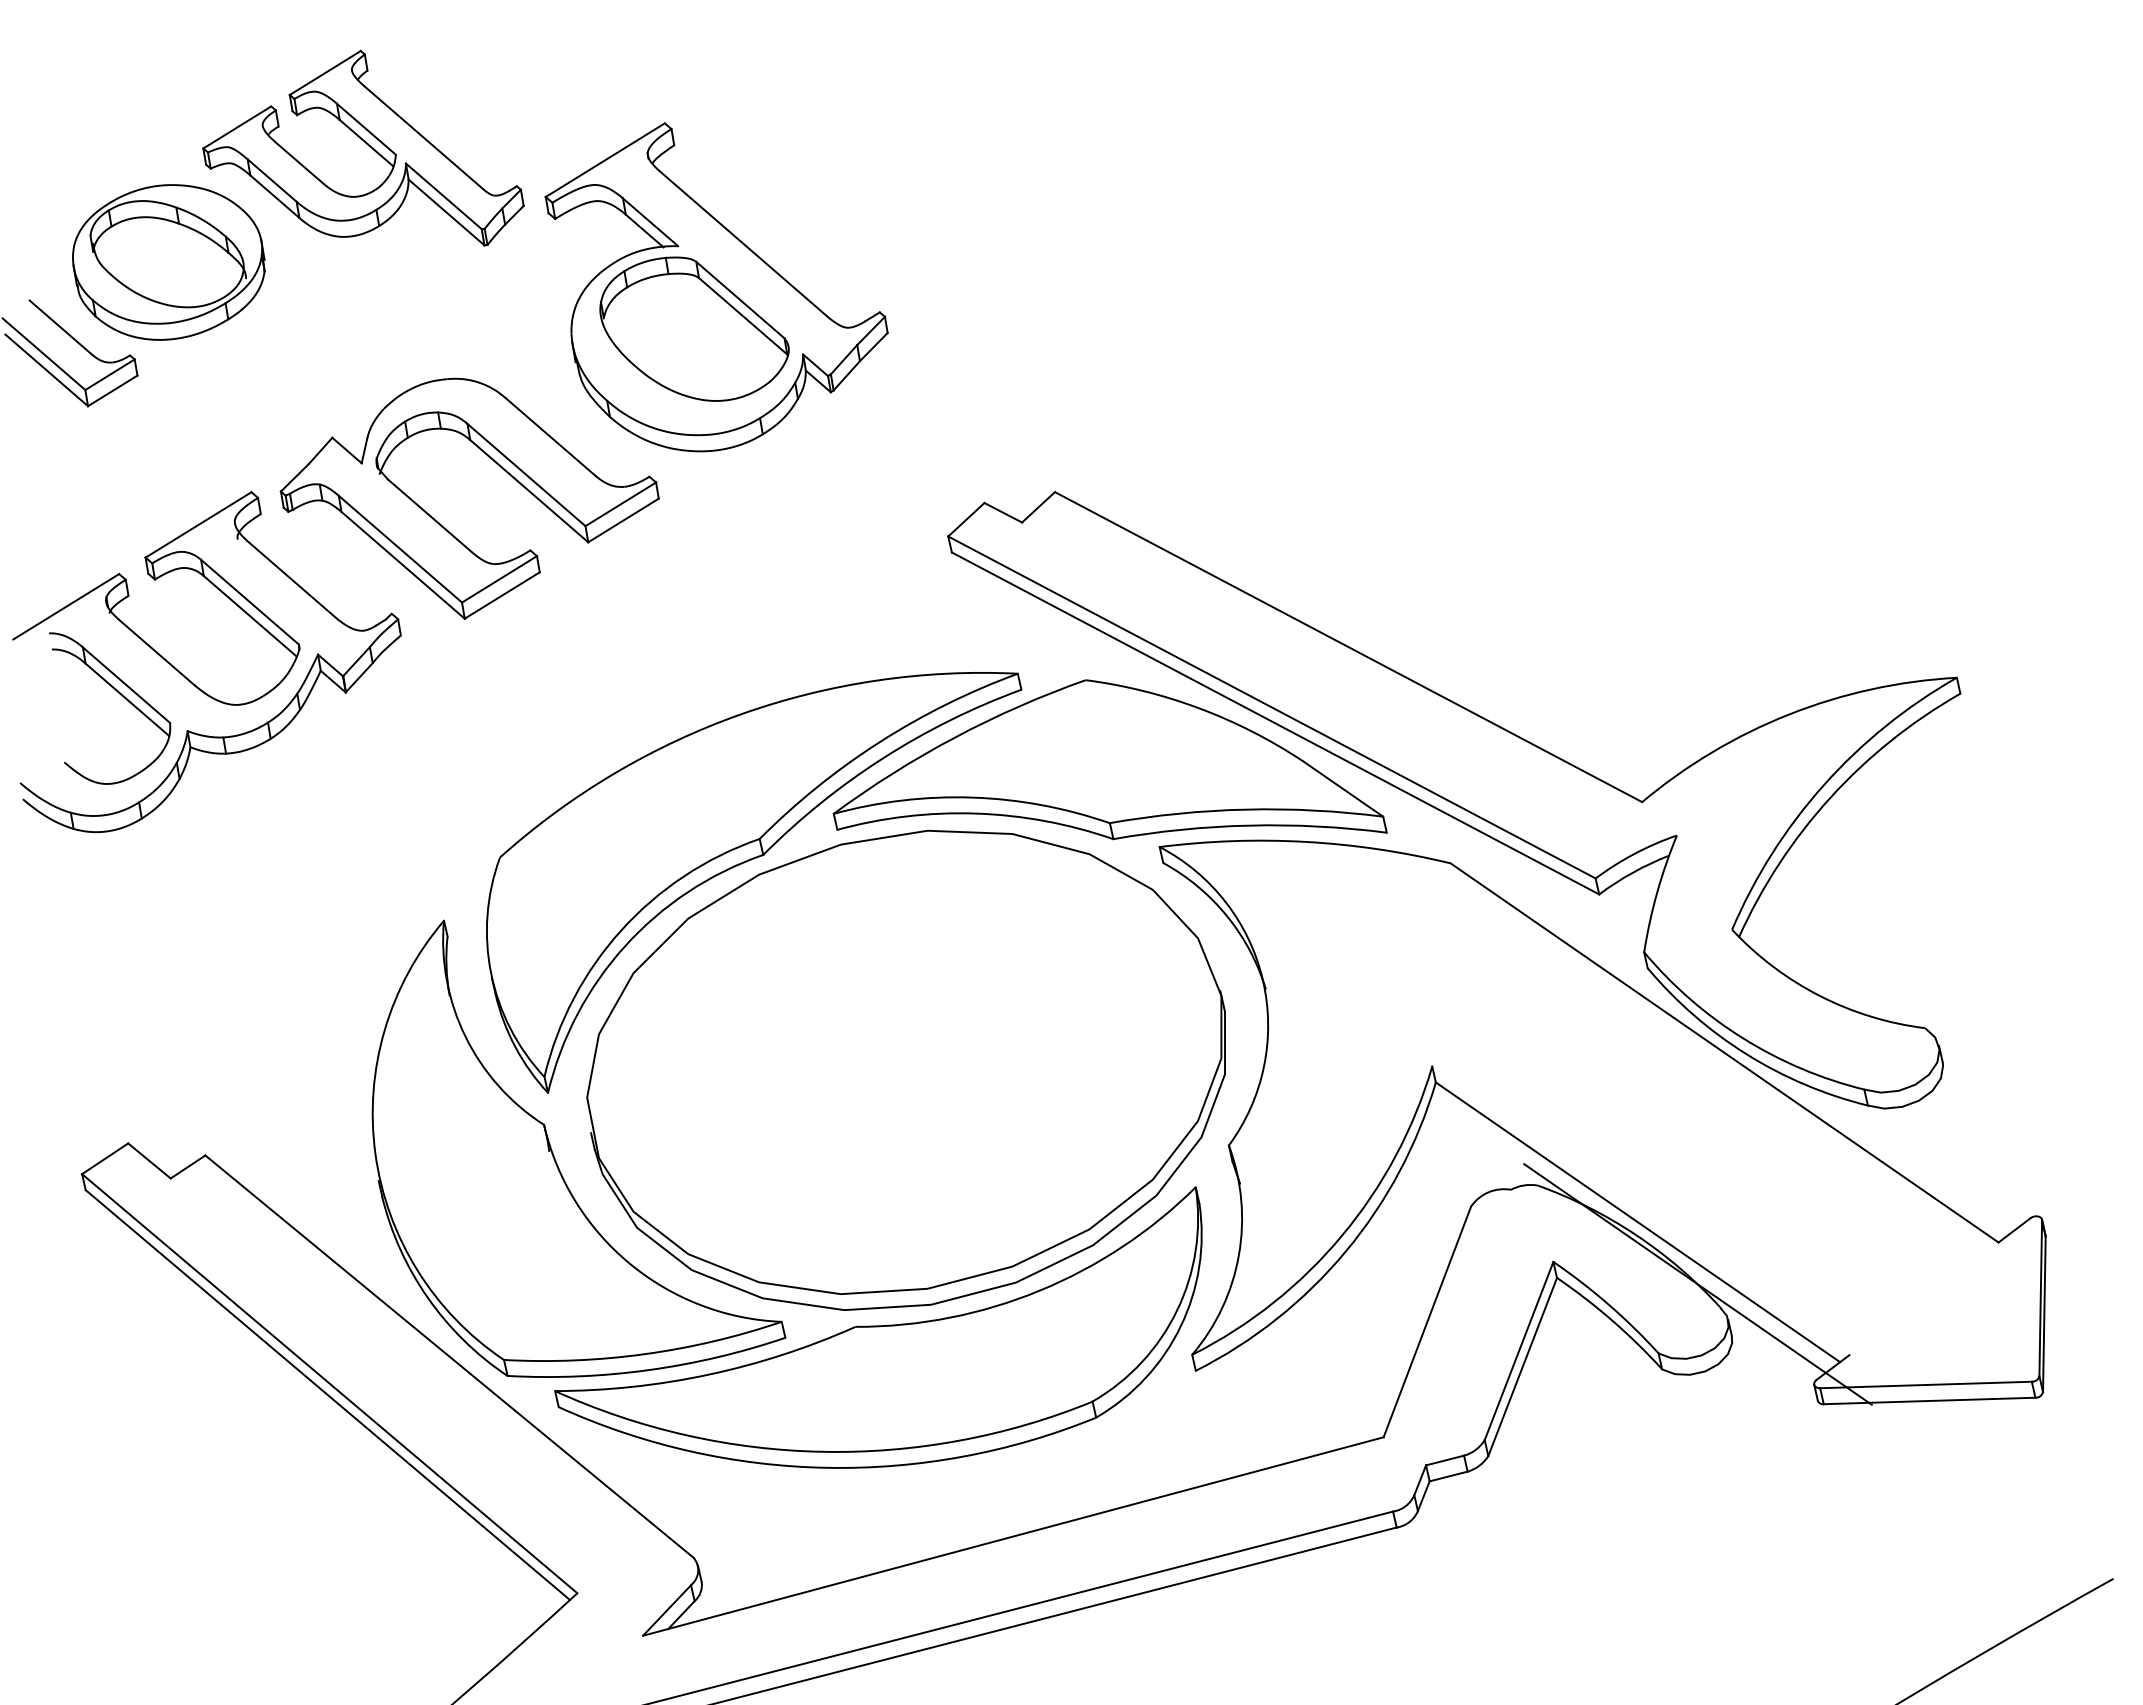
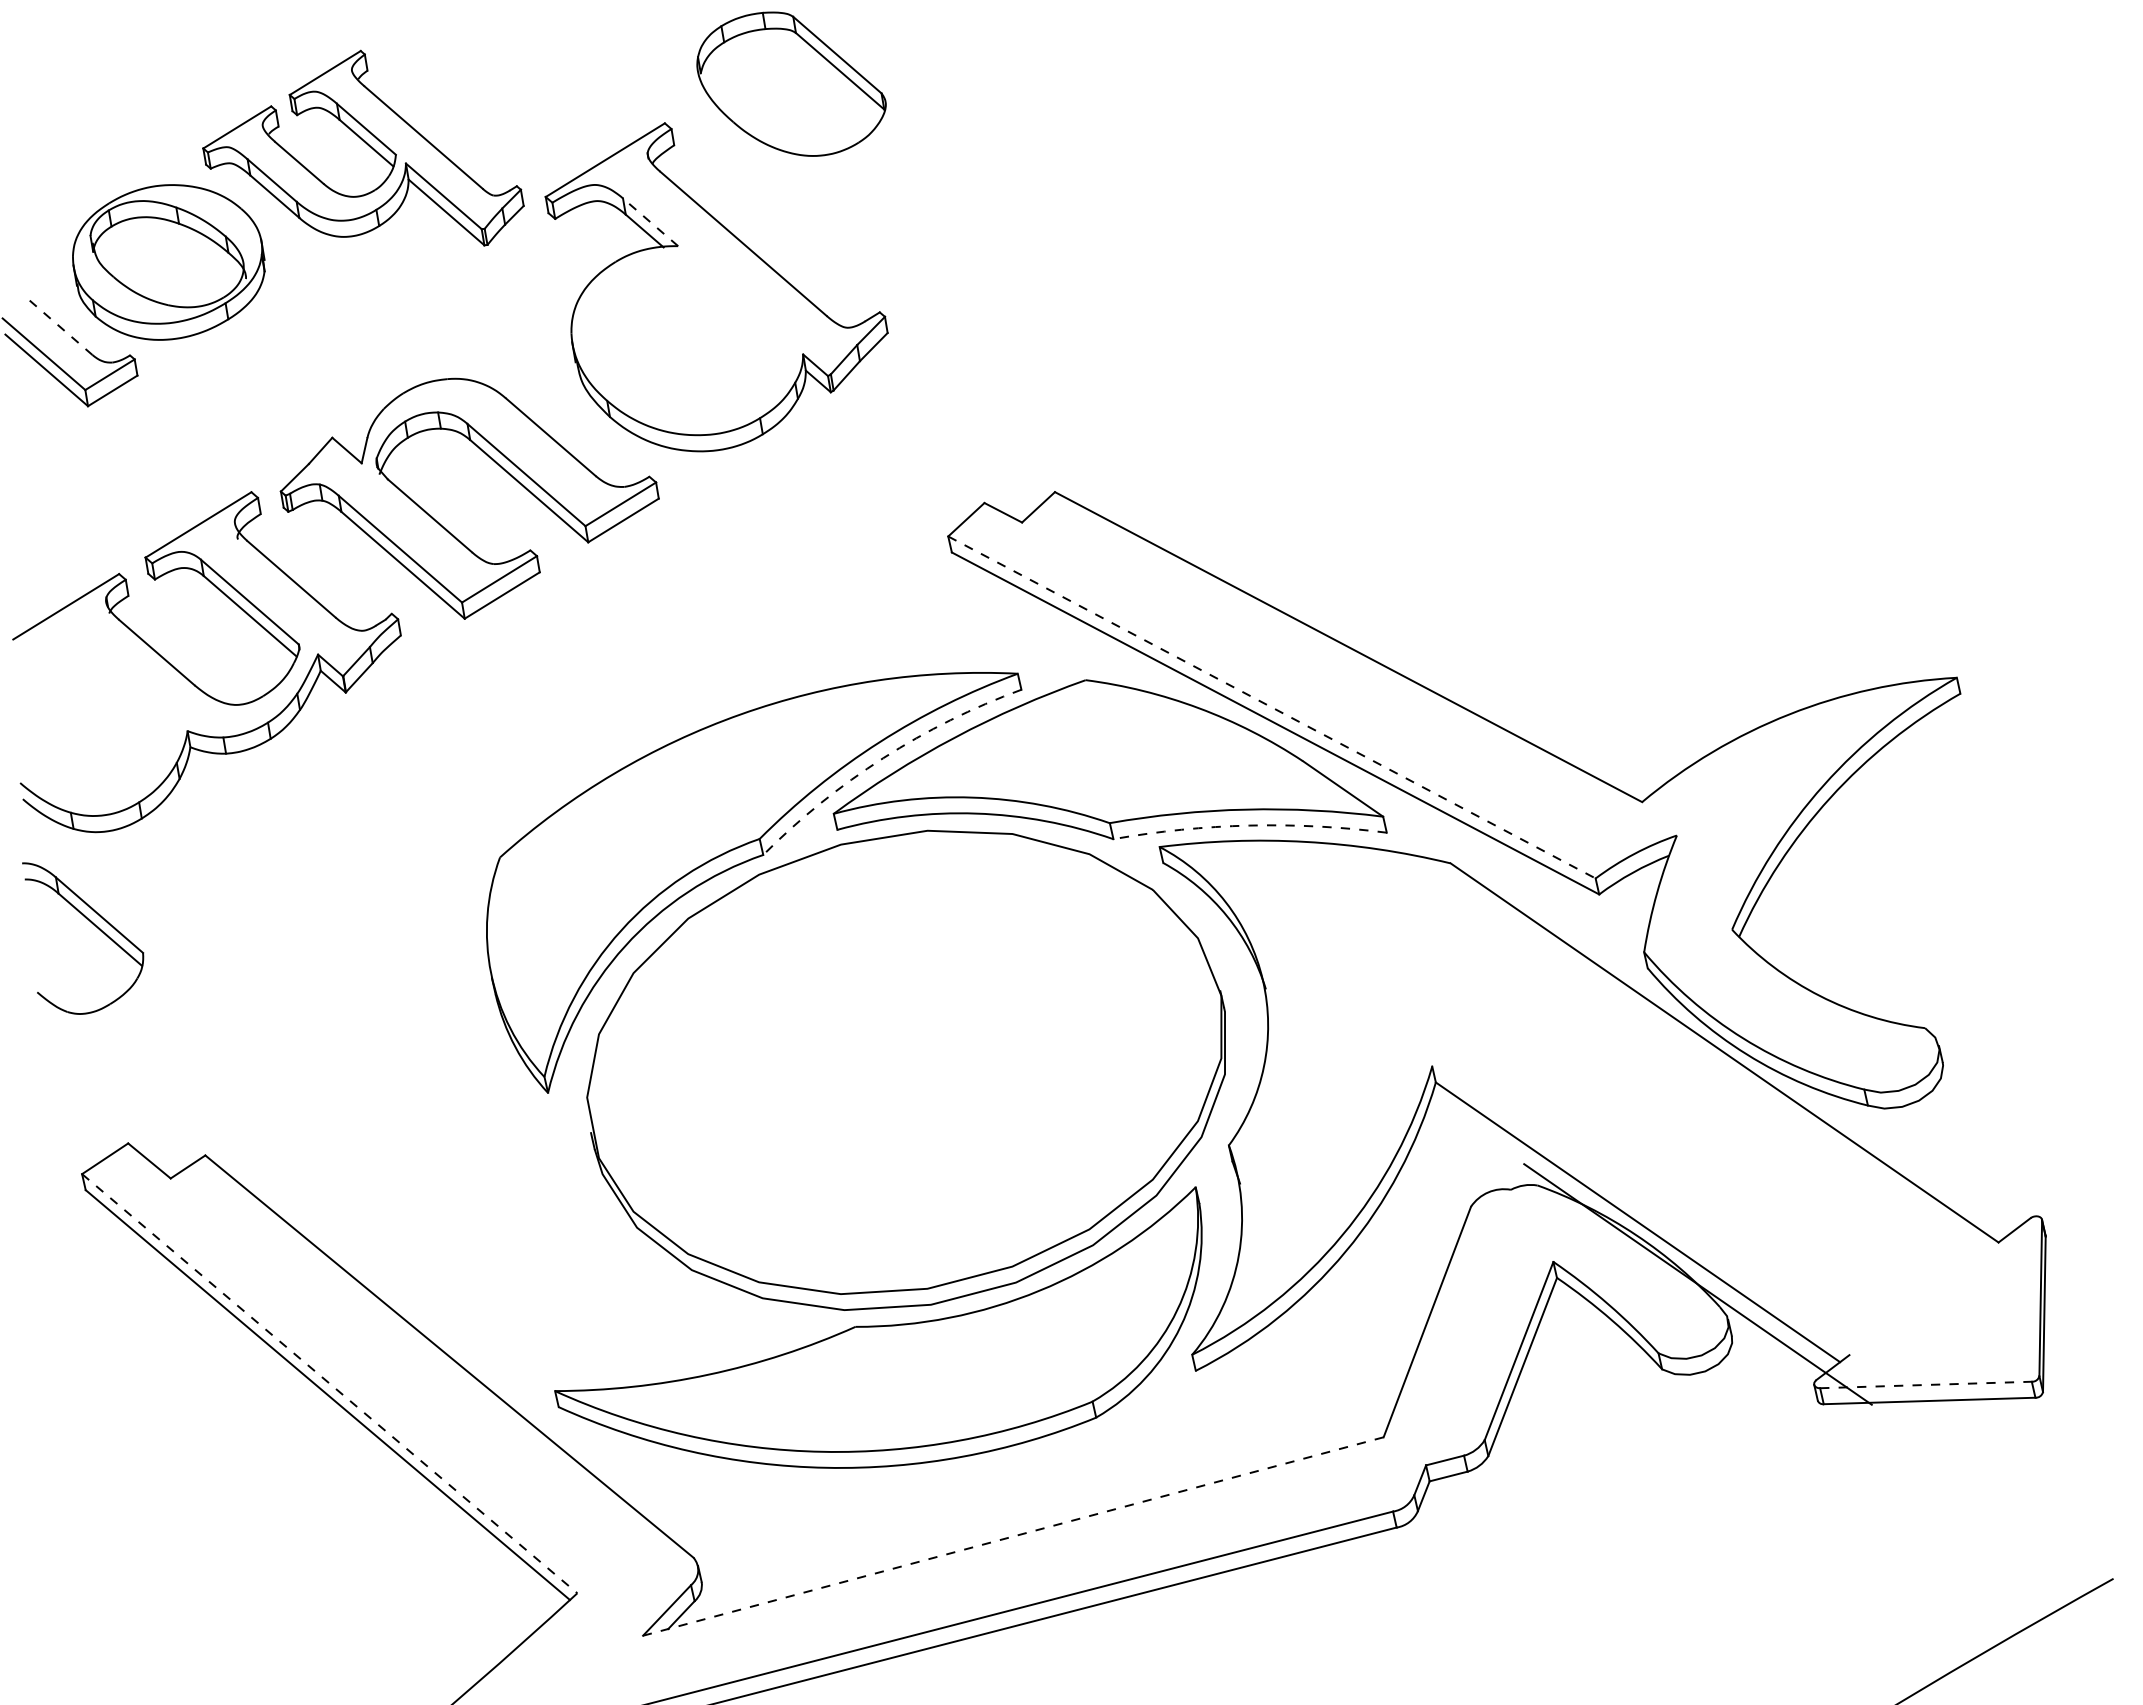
line: solid -> dashed (650, 221)
line: solid -> dashed (61, 327)
part position: (694, 328) -> (791, 83) (791, 83)
part position: (120, 695) -> (93, 925) (93, 925)
line: solid -> dashed (1272, 707)
arc: solid -> dashed (883, 758)
arc: solid -> dashed (1249, 825)
part: present -> none (554, 1155)
line: solid -> dashed (330, 1384)
line: solid -> dashed (1925, 1384)
line: solid -> dashed (1012, 1536)
